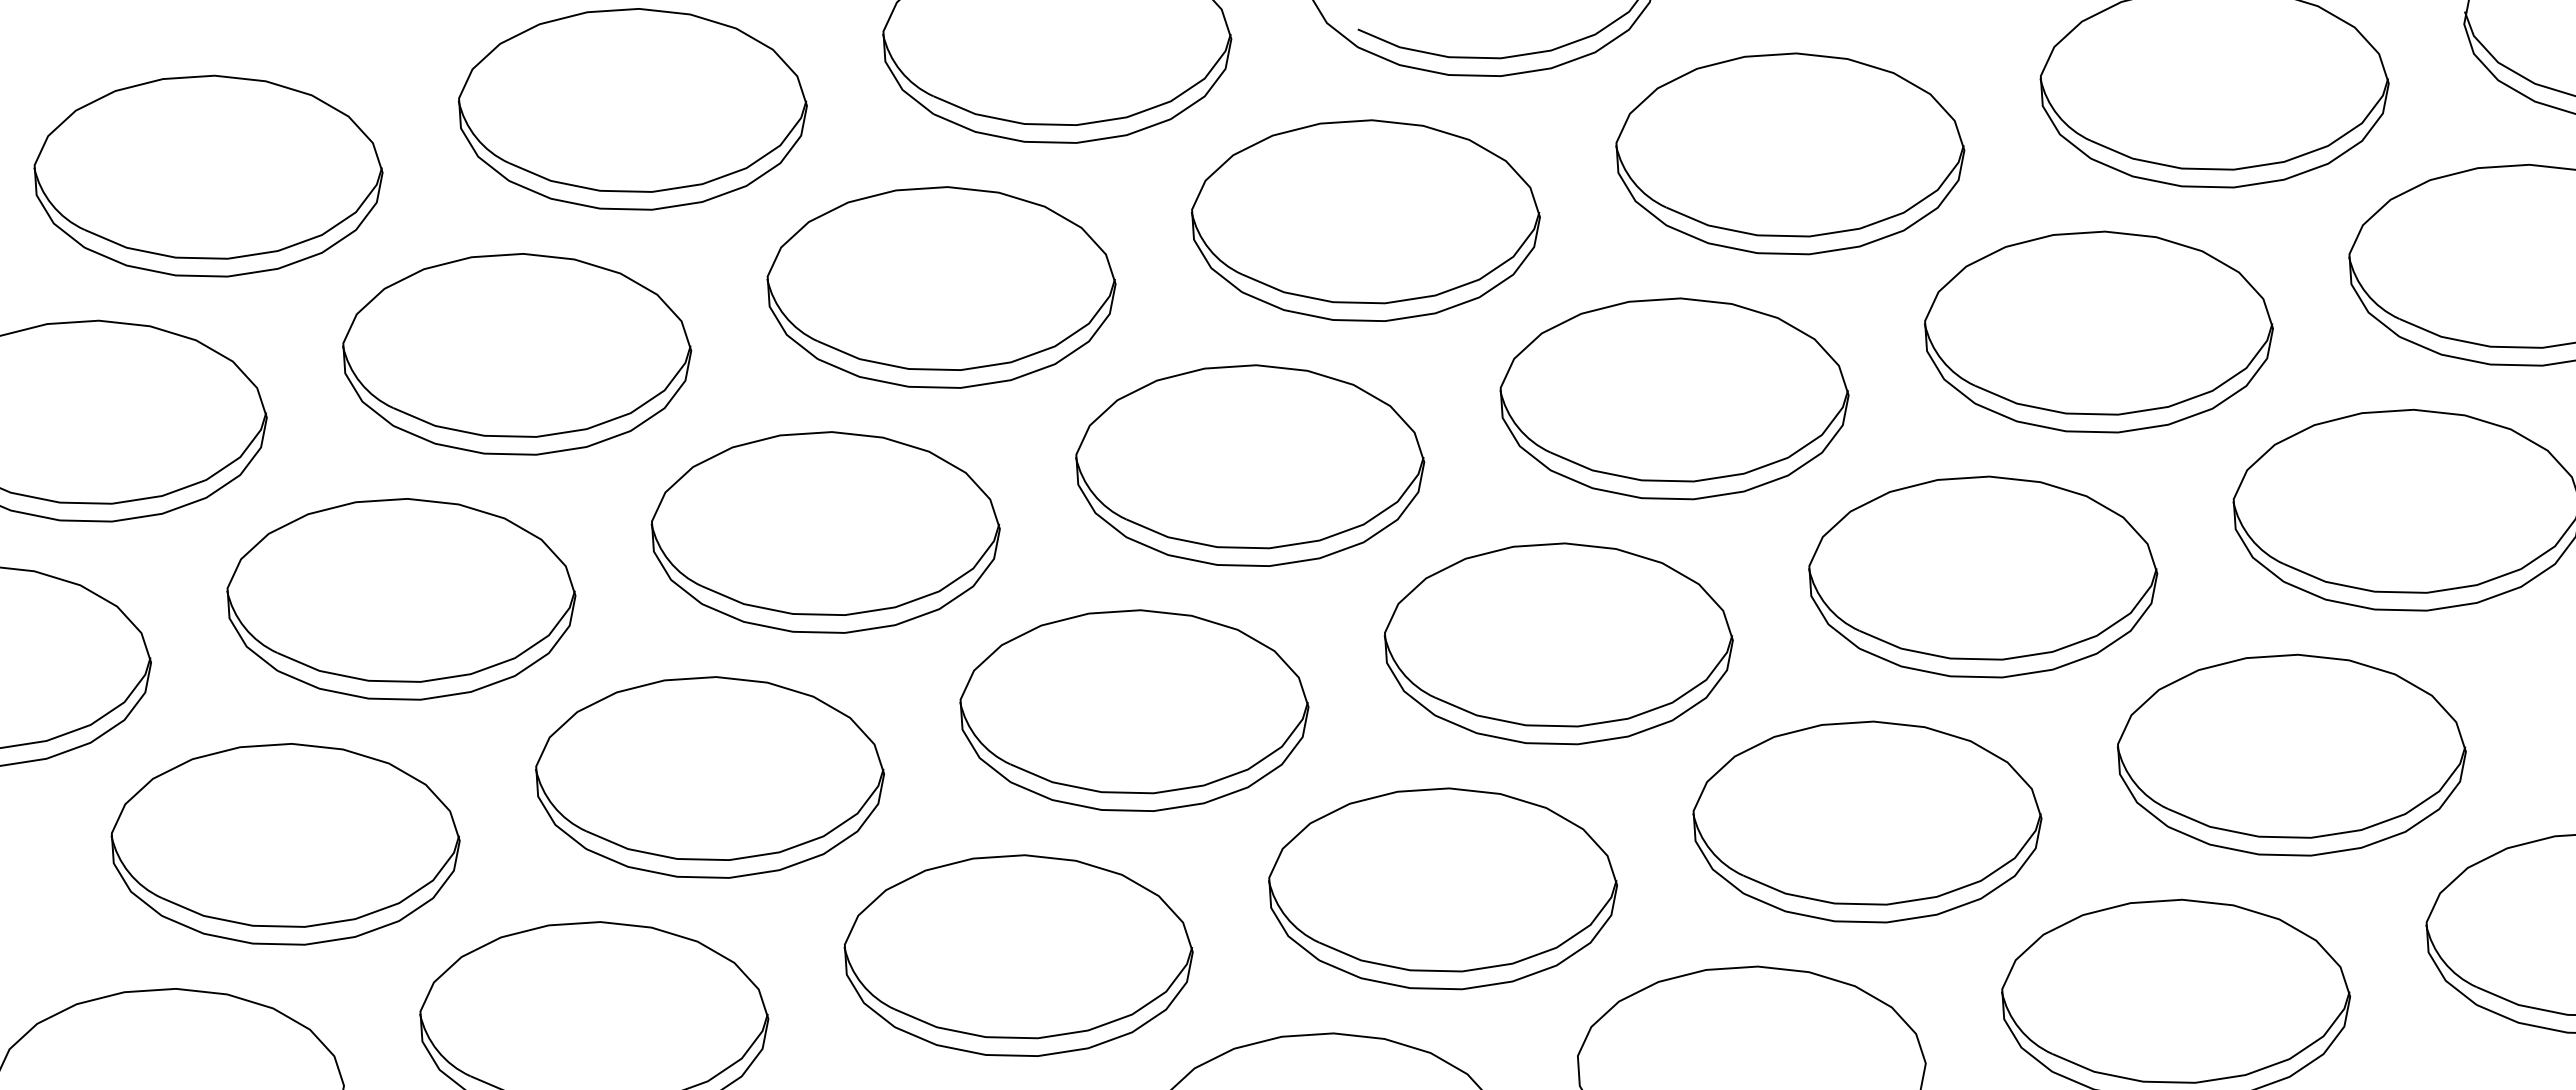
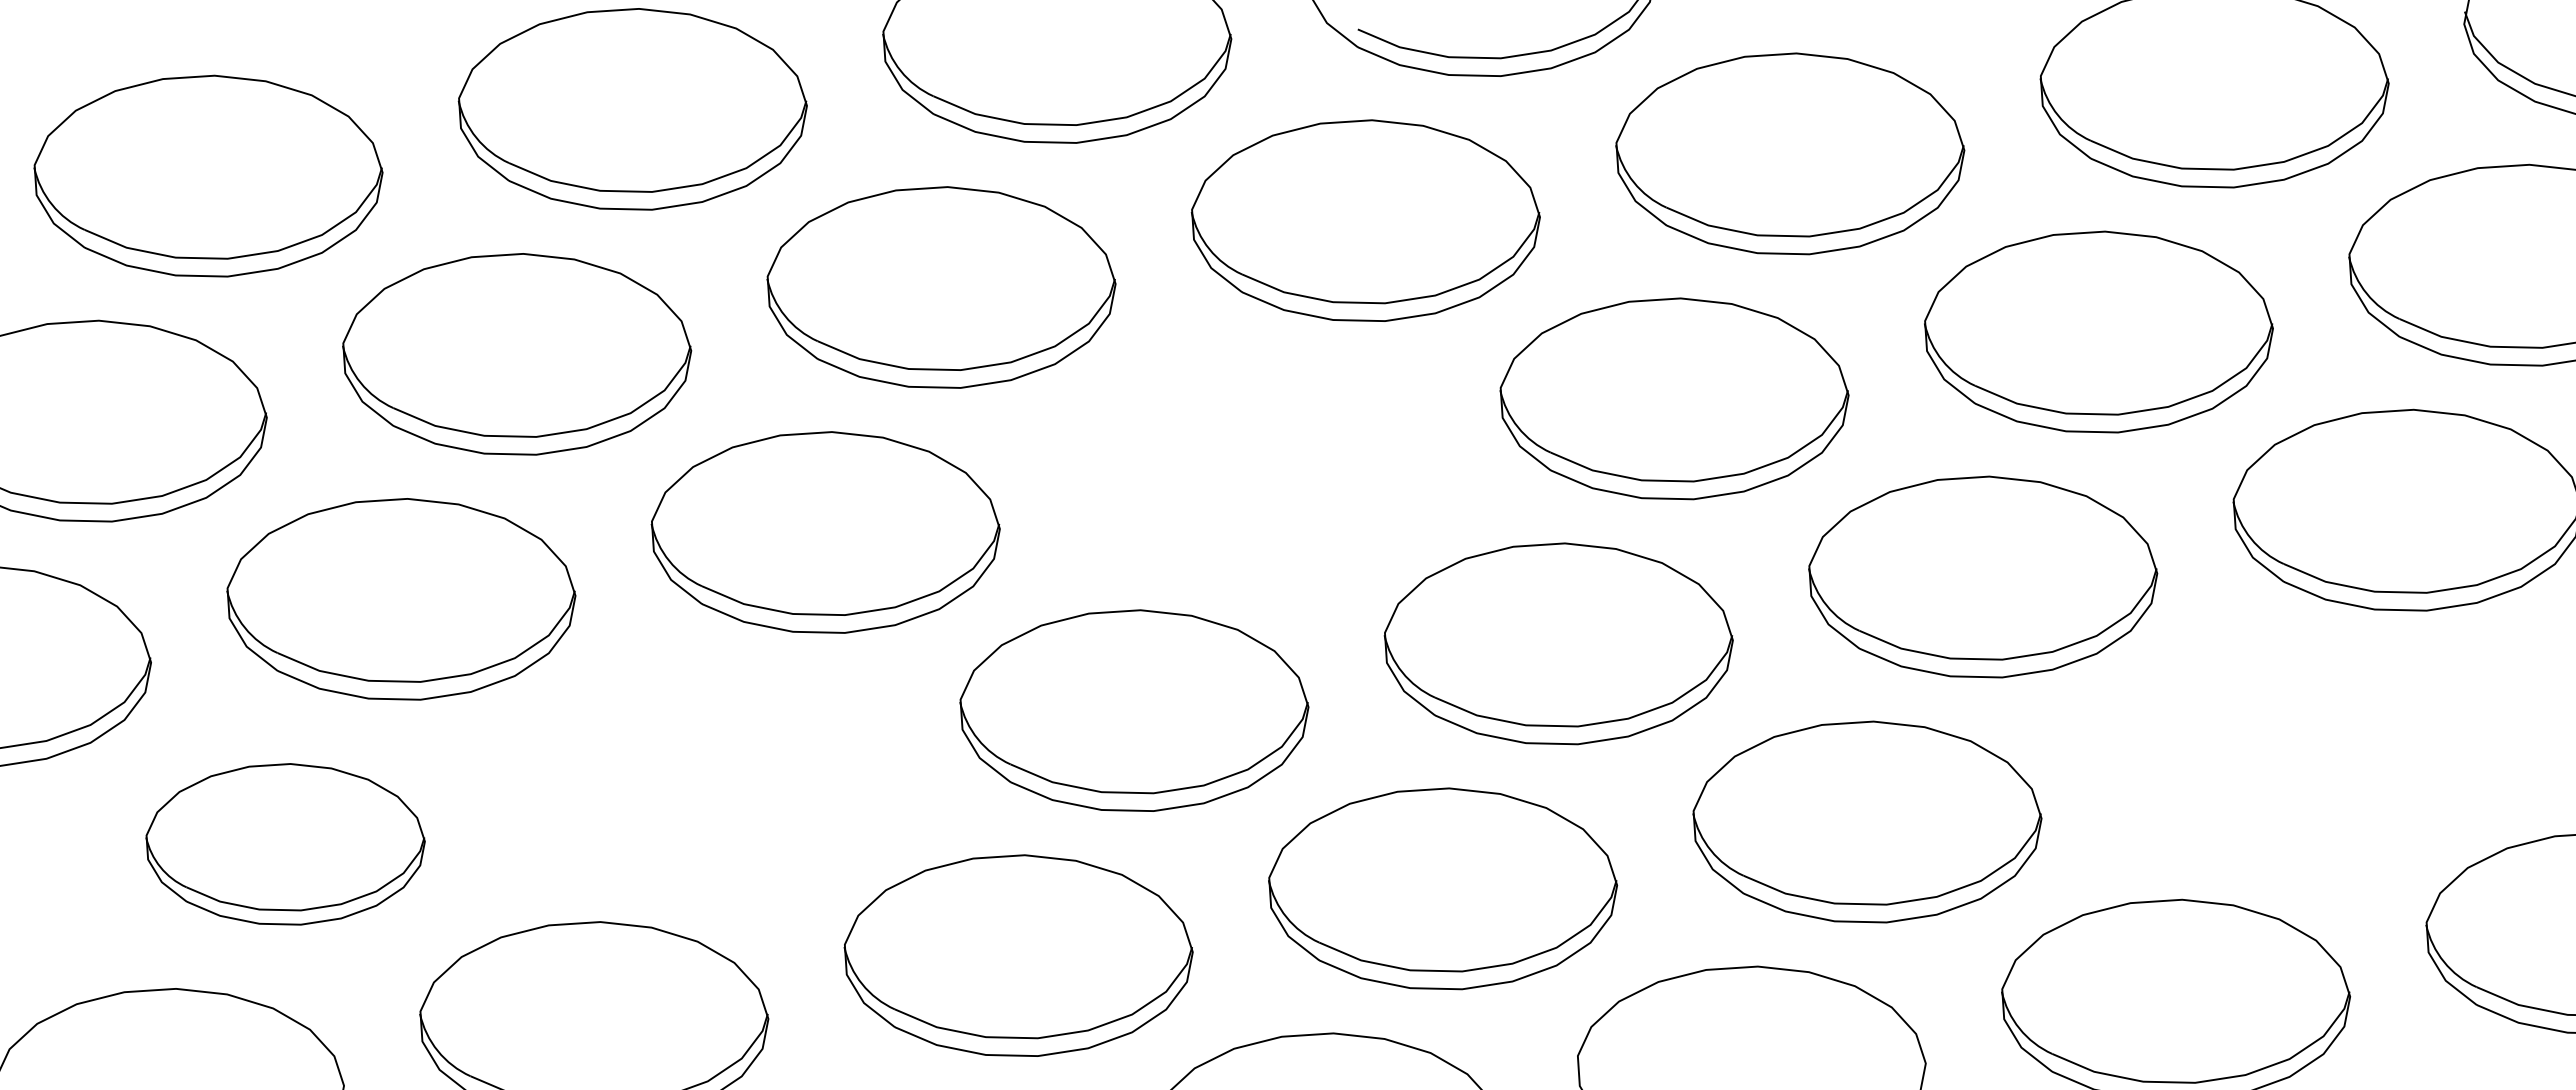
part: present -> none (1250, 465)
part: present -> none (2291, 754)
part: present -> none (709, 777)
part size: 351x203 px -> 281x163 px (285, 844)
